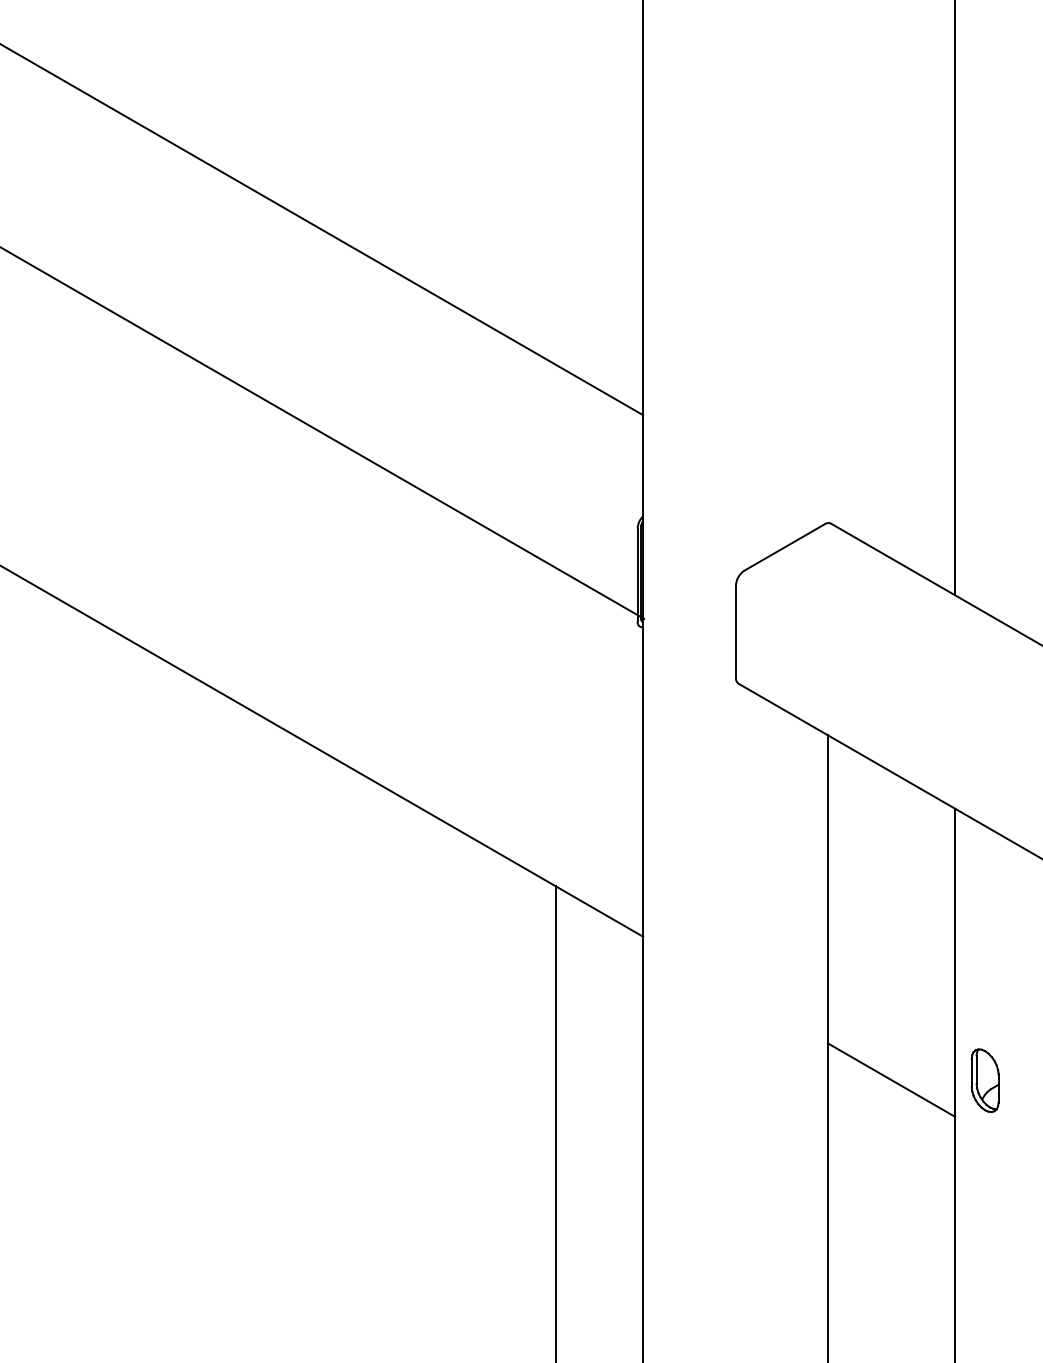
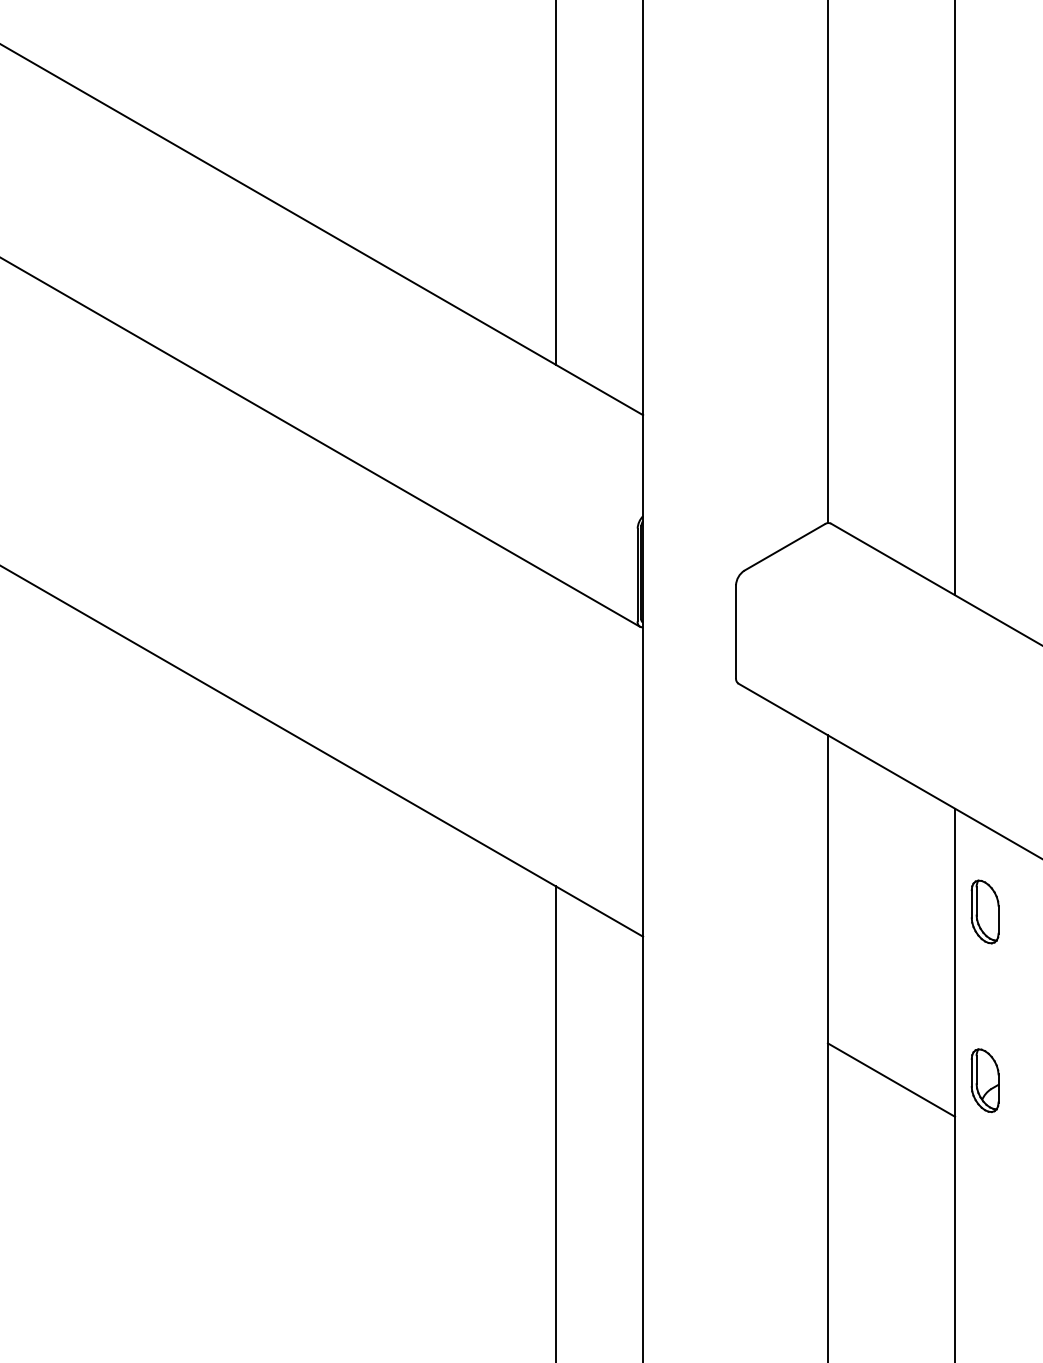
line: none -> present (556, 183)
line: none -> present (827, 262)
line position: (323, 433) -> (321, 442) (321, 442)
part: none -> present (984, 911)
